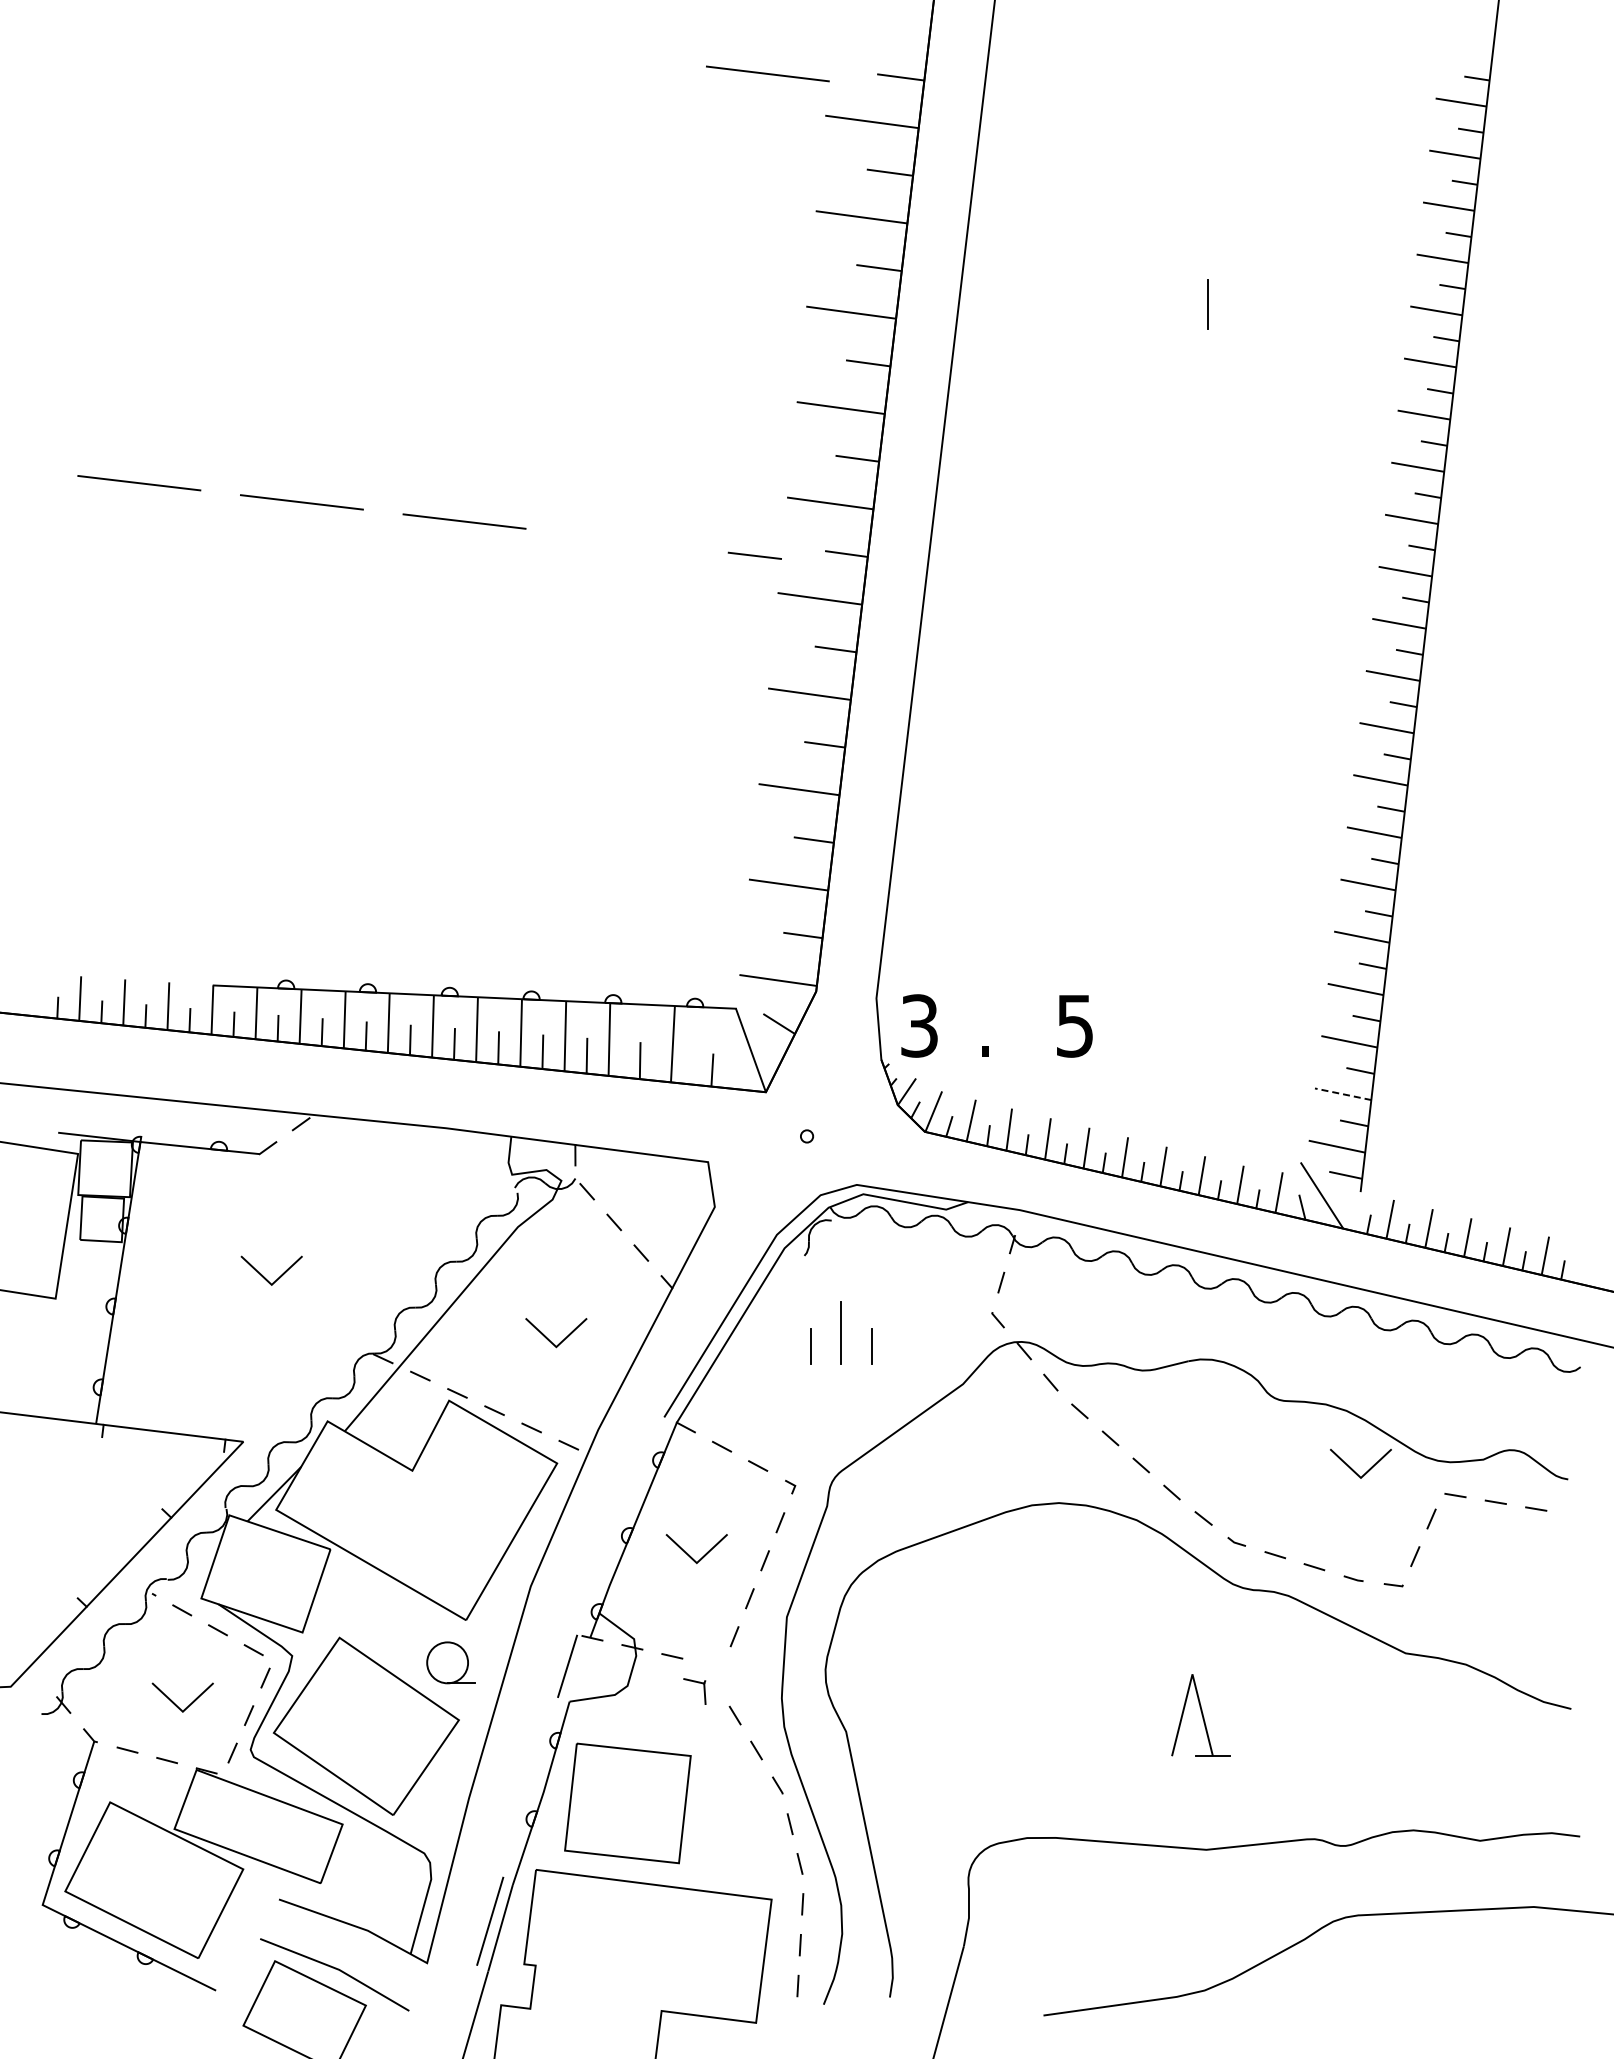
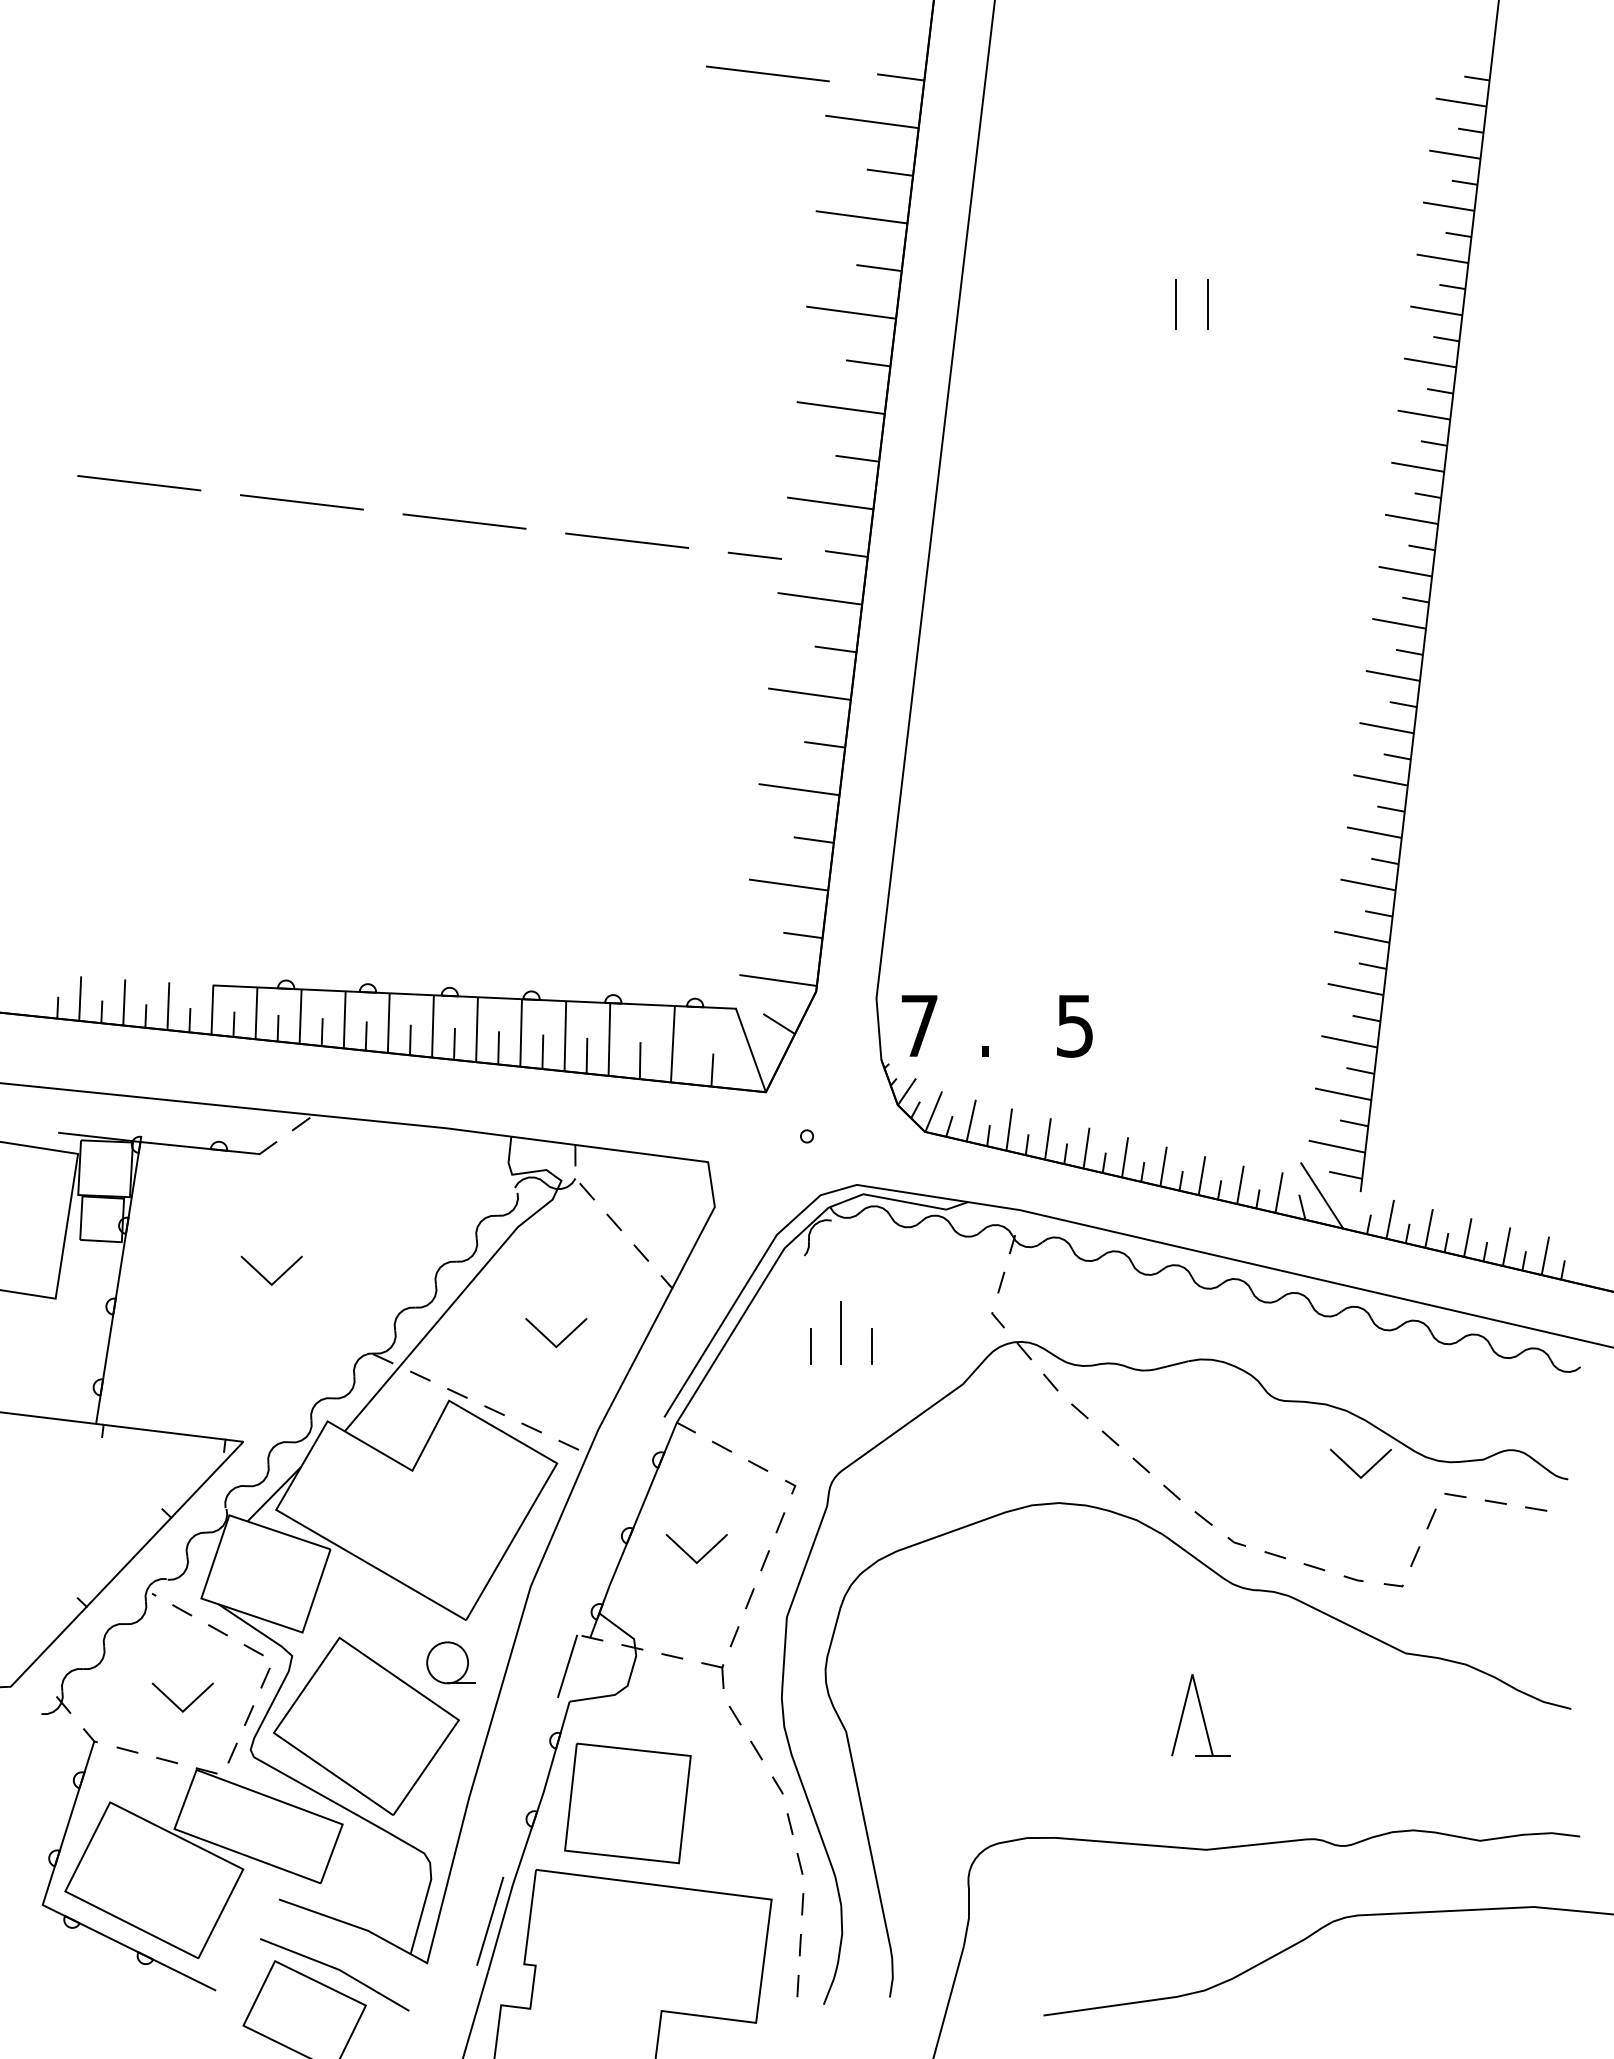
line: none -> present (1175, 303)
line: none -> present (627, 540)
text: 3 -> 7 (919, 1025)
line: dashed -> solid (1343, 1094)
part position: (698, 1683) -> (716, 1667) (716, 1667)
